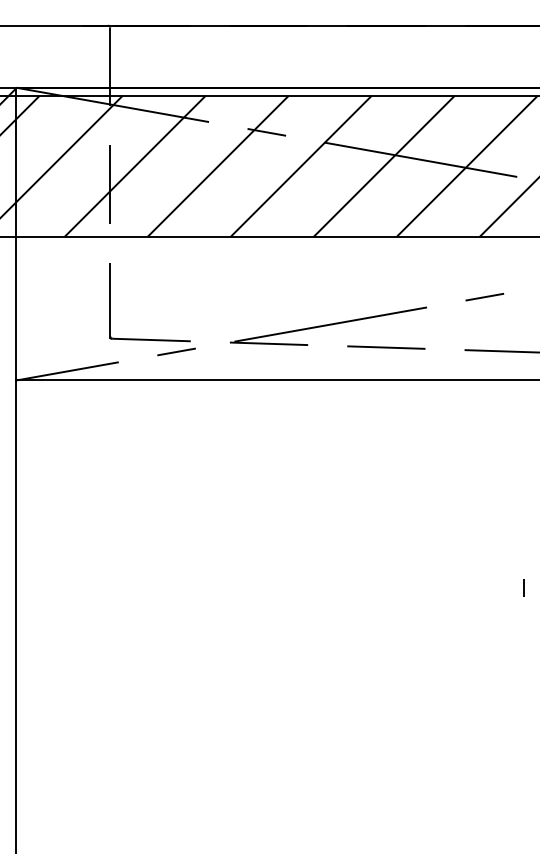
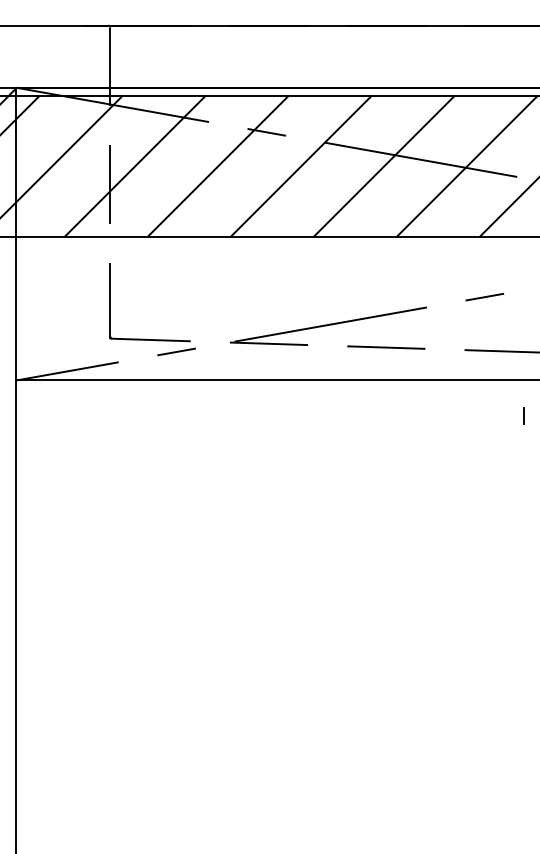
line position: (523, 587) -> (523, 415) (523, 415)
